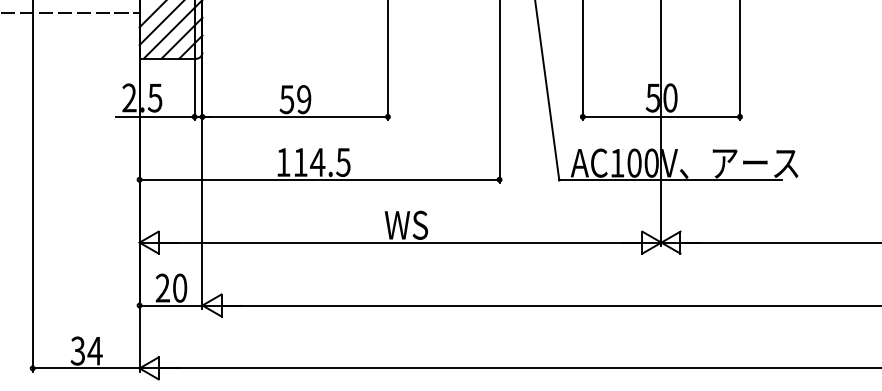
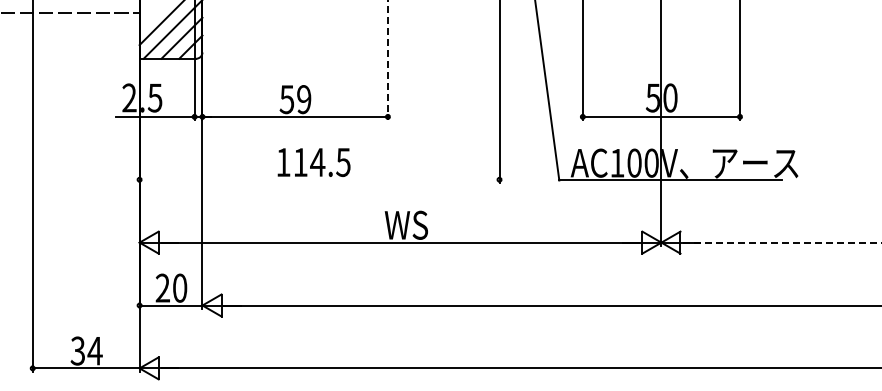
line: present -> none (151, 14)
line: solid -> dashed (387, 60)
line: present -> none (319, 179)
line: solid -> dashed (782, 242)
